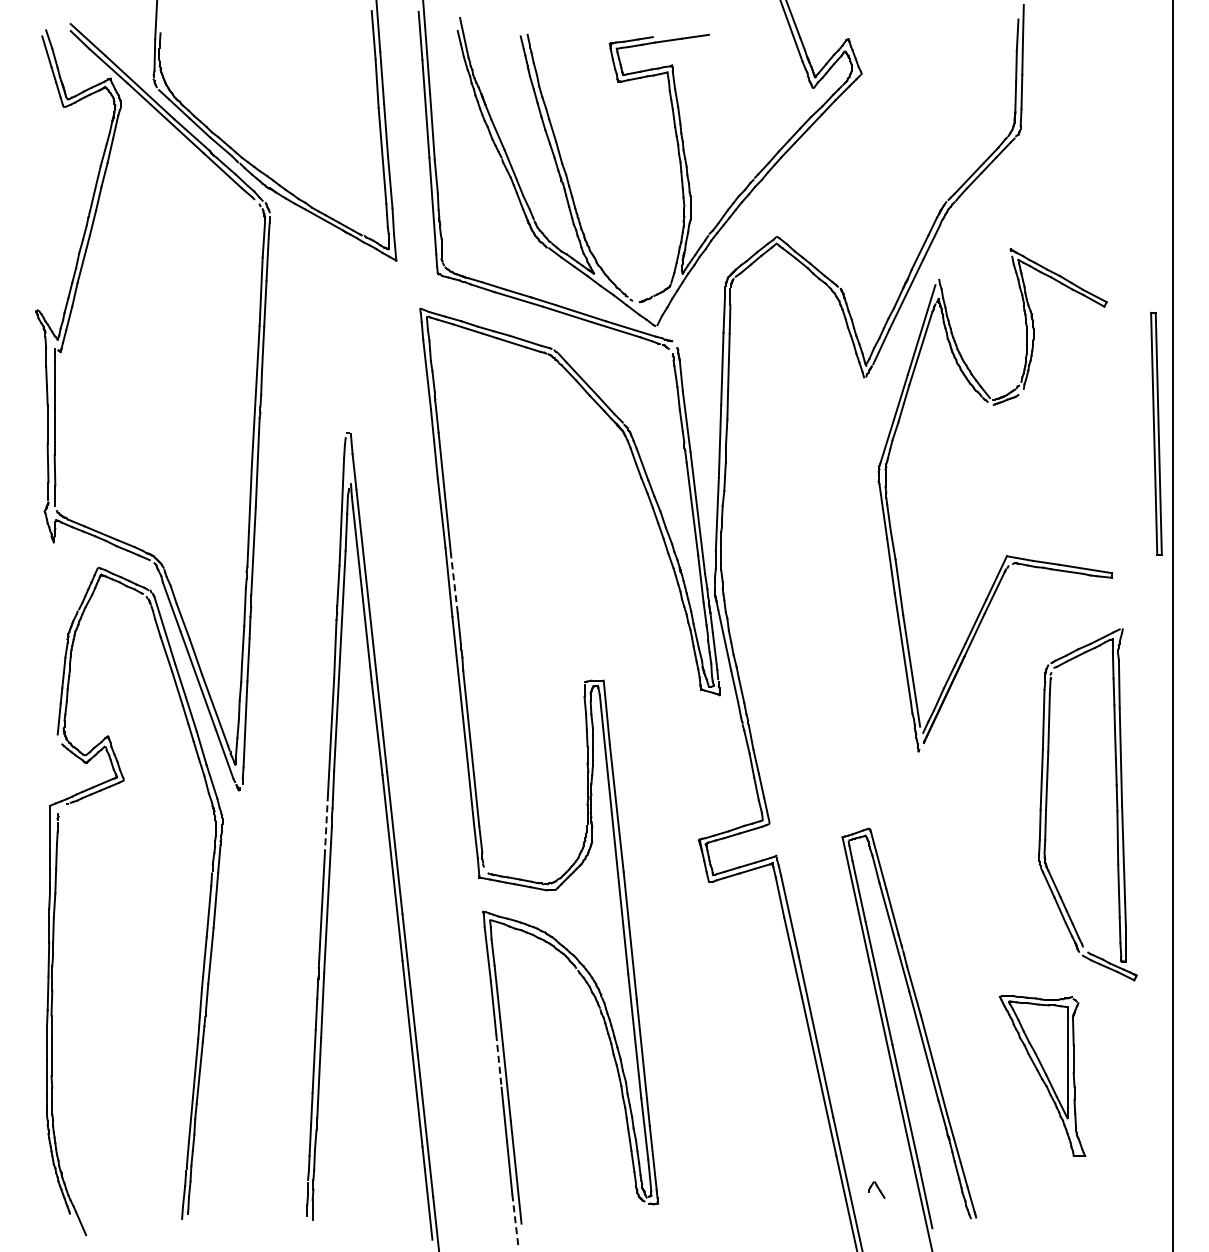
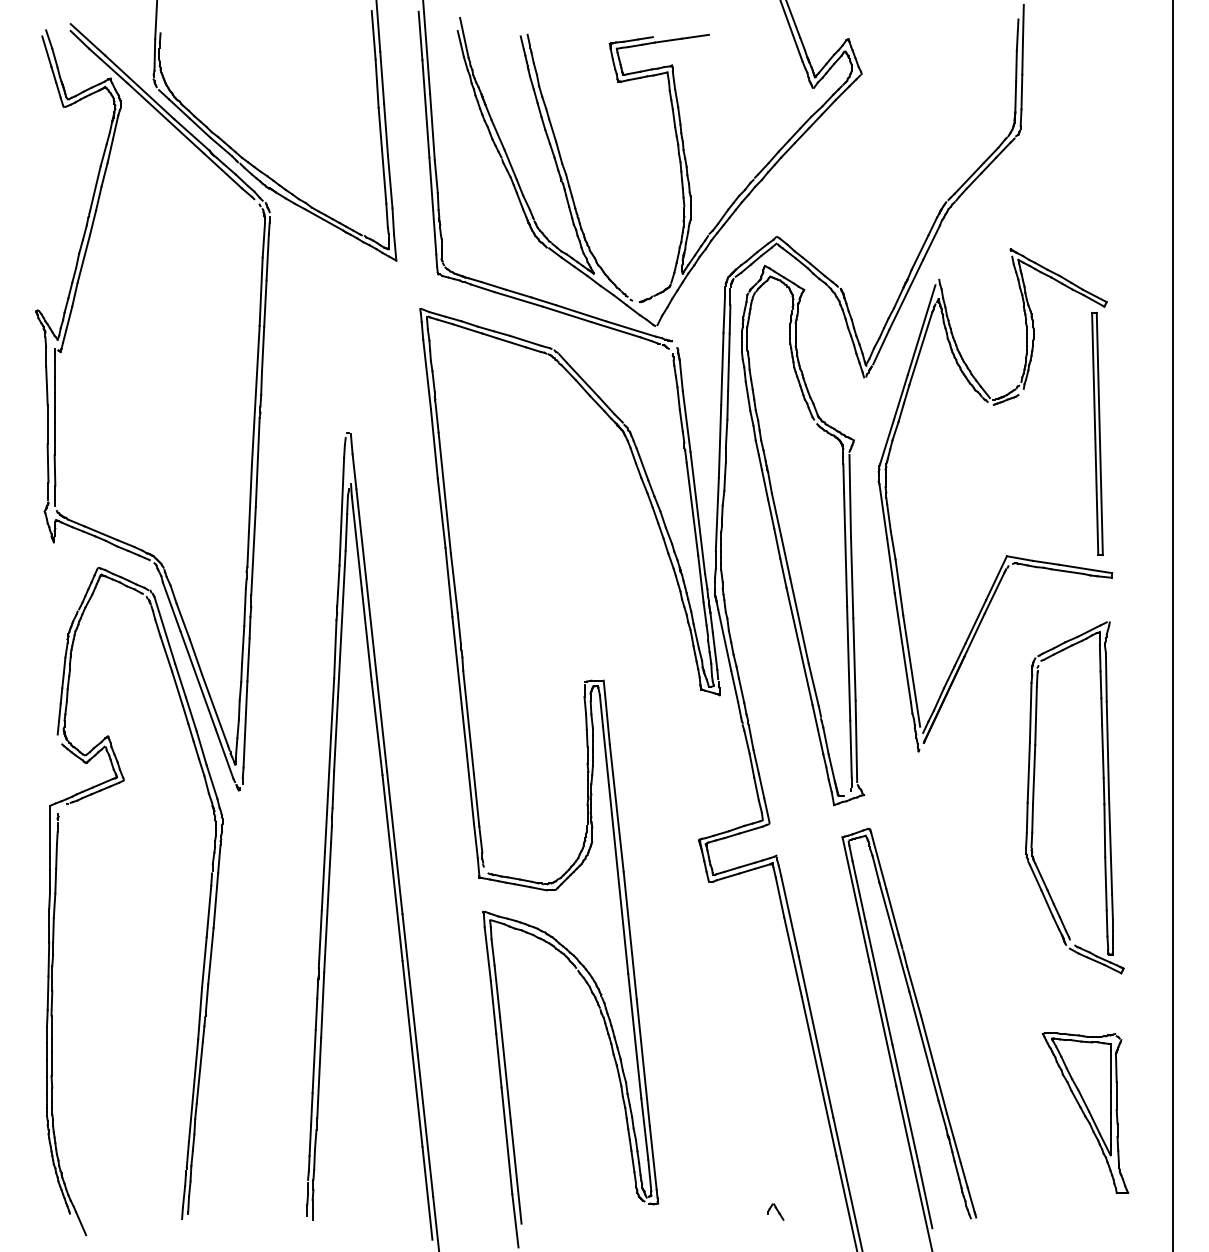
part position: (1156, 433) -> (1097, 433) (1097, 433)
part: none -> present (783, 540)
line: dashed -> solid (454, 582)
part position: (1116, 804) -> (1103, 797) (1103, 797)
line: dashed -> solid (326, 823)
line: dashed -> solid (498, 1061)
part position: (1042, 1075) -> (1085, 1112) (1085, 1112)
part position: (876, 1189) -> (775, 1211) (775, 1211)
line: dashed -> solid (515, 1220)
